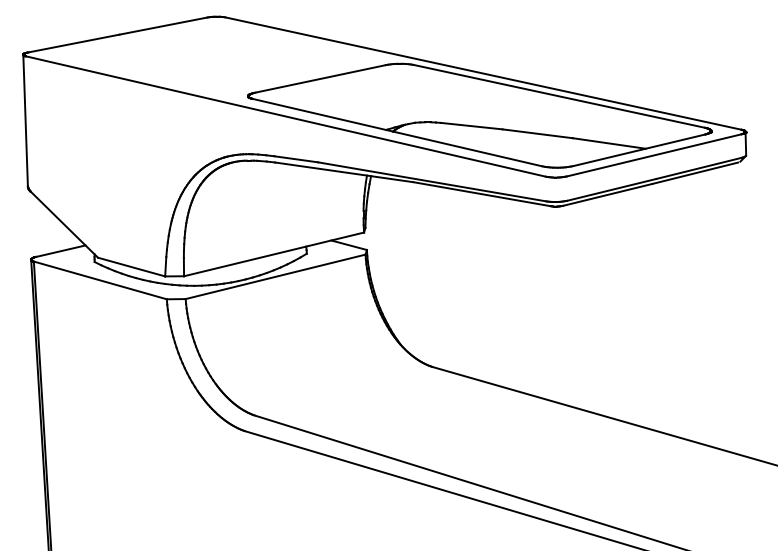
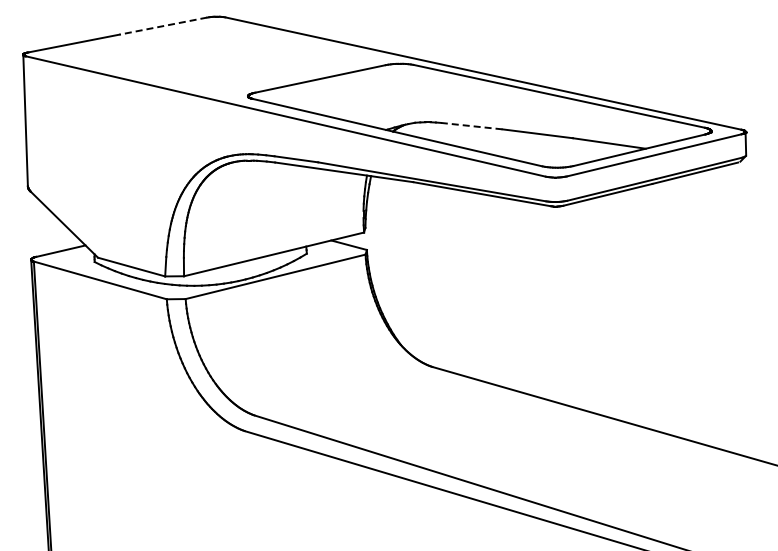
line: solid -> dashed (163, 26)
line: solid -> dashed (471, 126)
